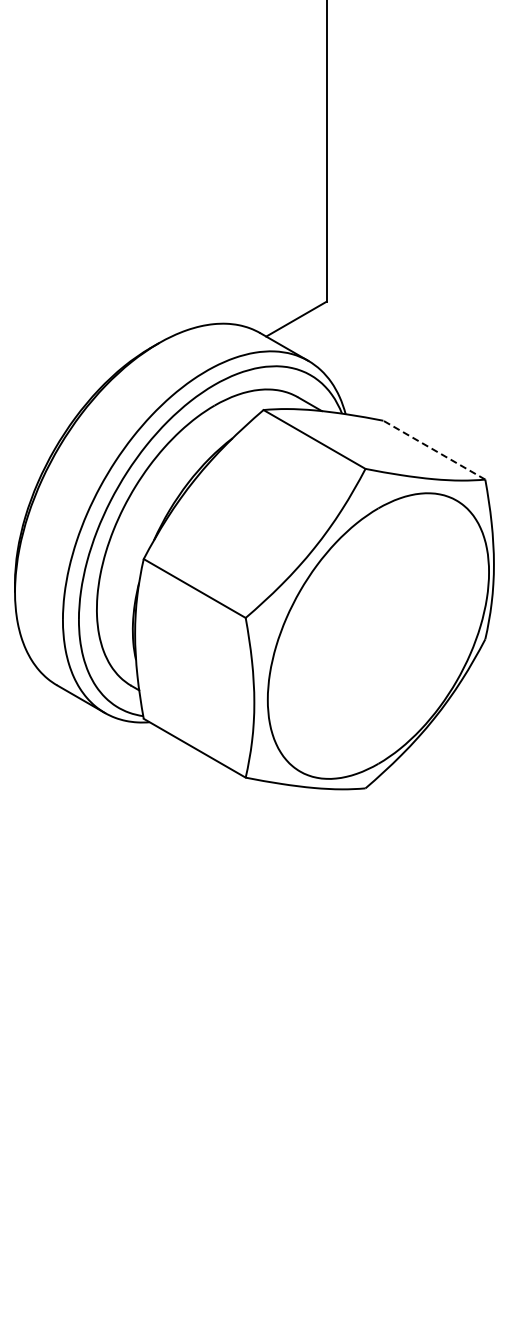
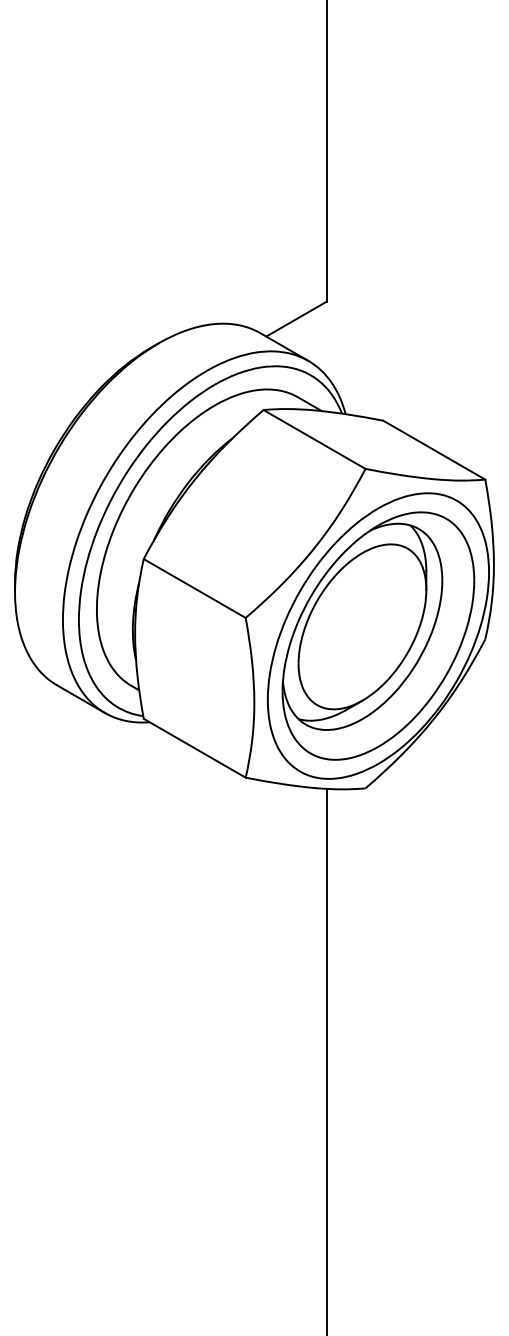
line: dashed -> solid (434, 450)
part: none -> present (378, 635)
line: none -> present (326, 1060)
